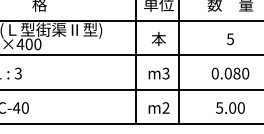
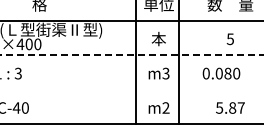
line: solid -> dashed (132, 55)
text position: (230, 73) -> (221, 73) (221, 73)
line: present -> none (131, 89)
text: 5.00 -> 5.87 (236, 107)
